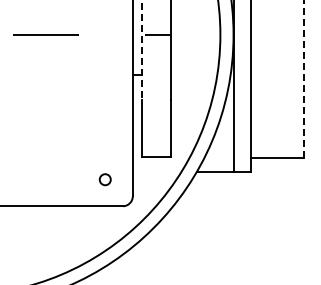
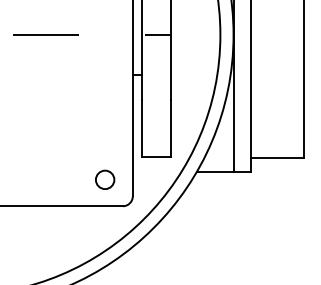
line: dashed -> solid (142, 49)
line: dashed -> solid (304, 79)
circle size: 14x14 px -> 21x21 px (105, 179)
